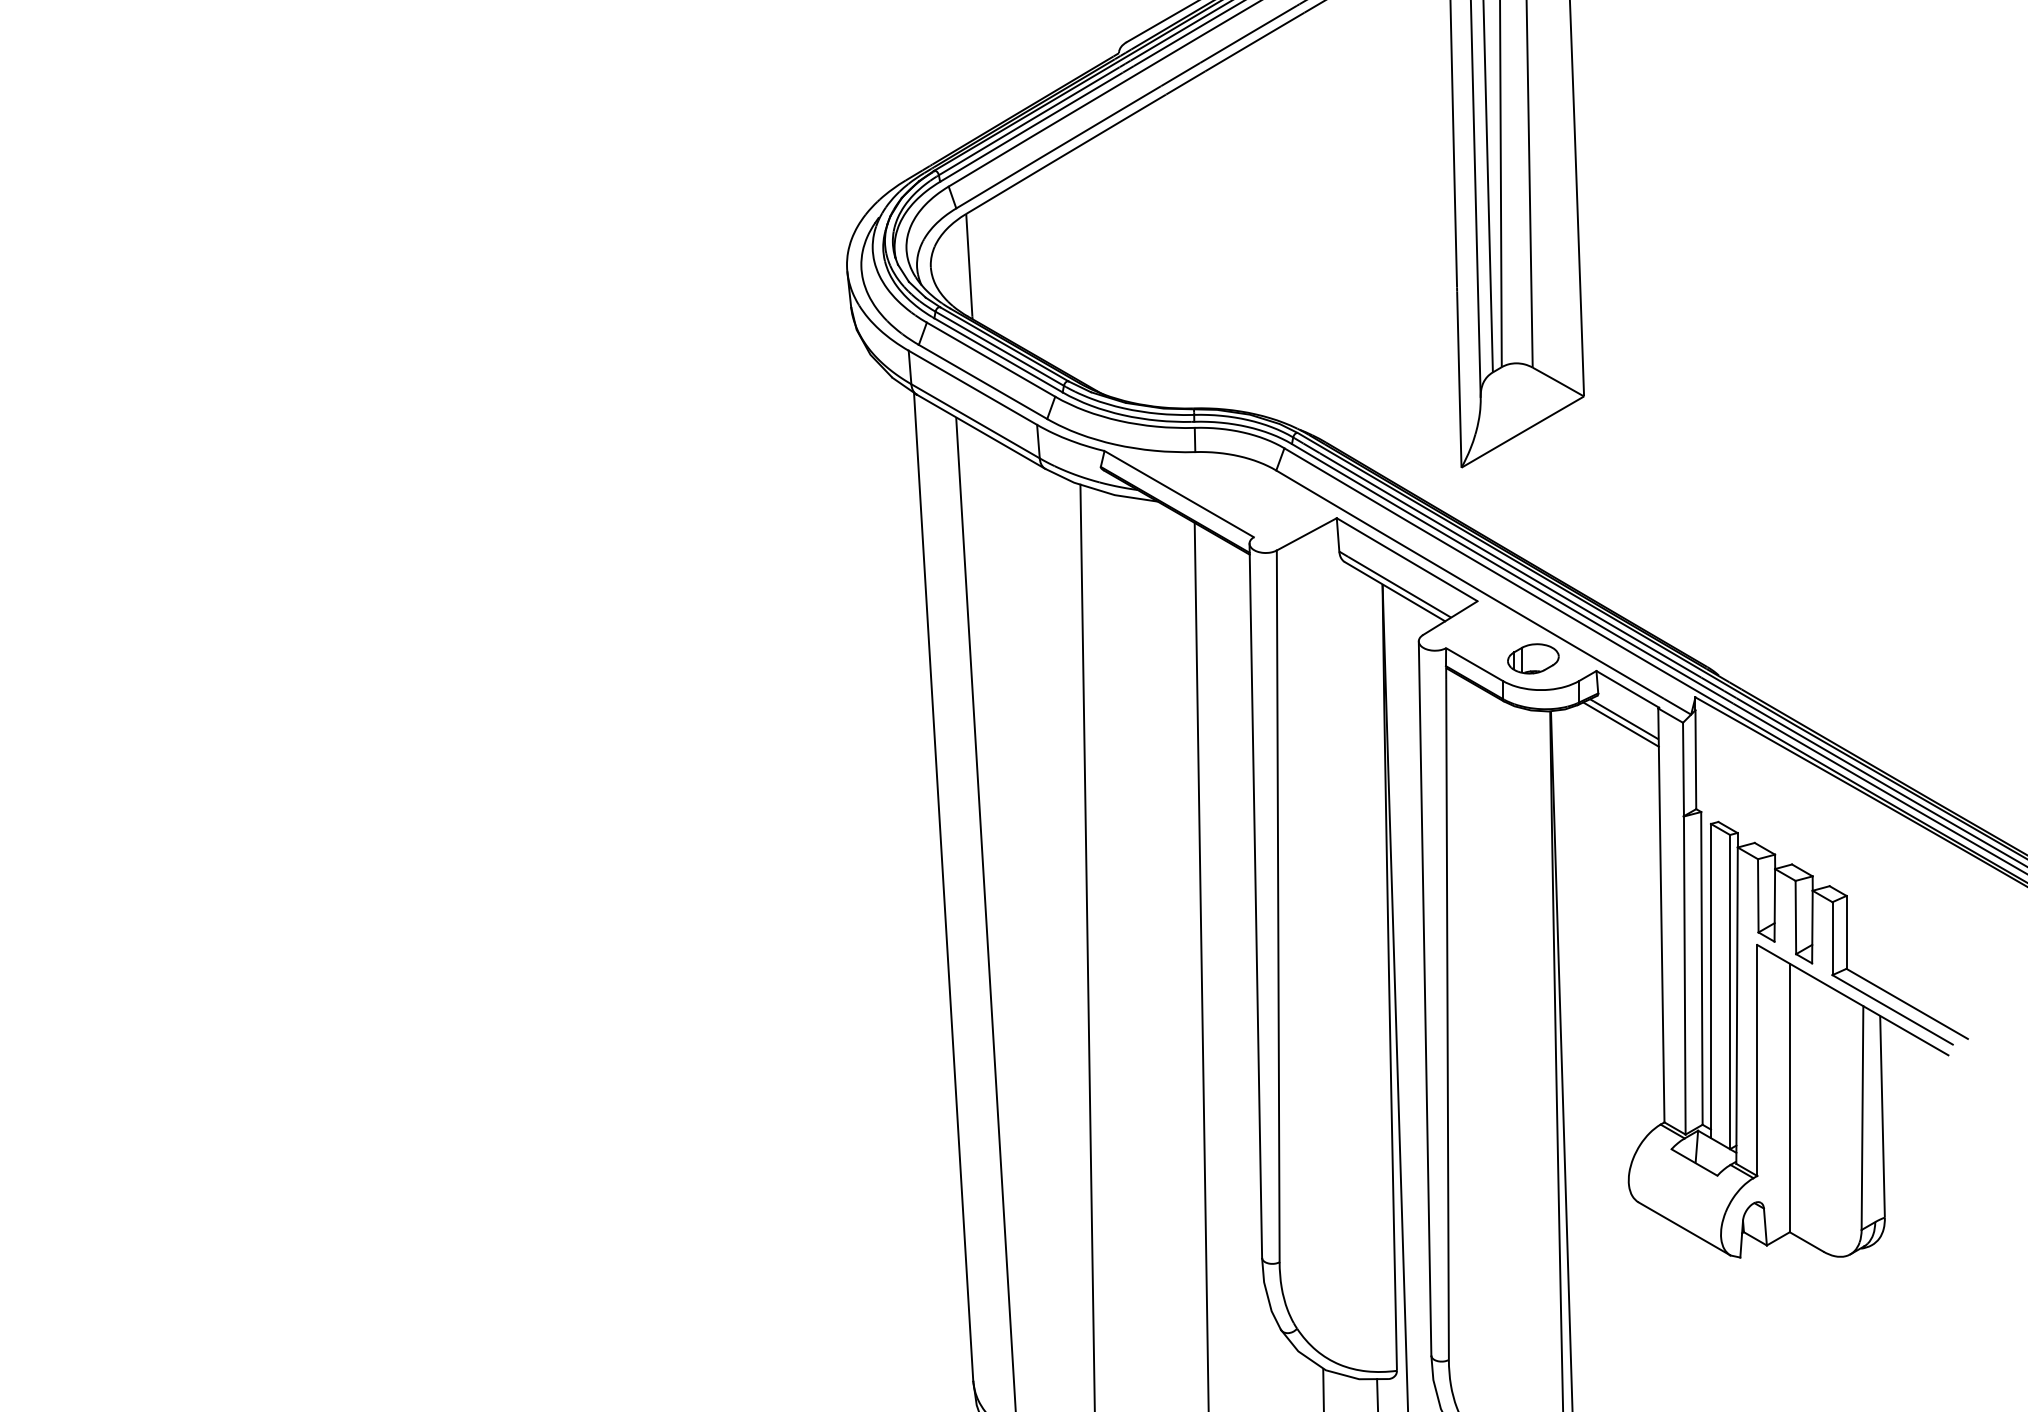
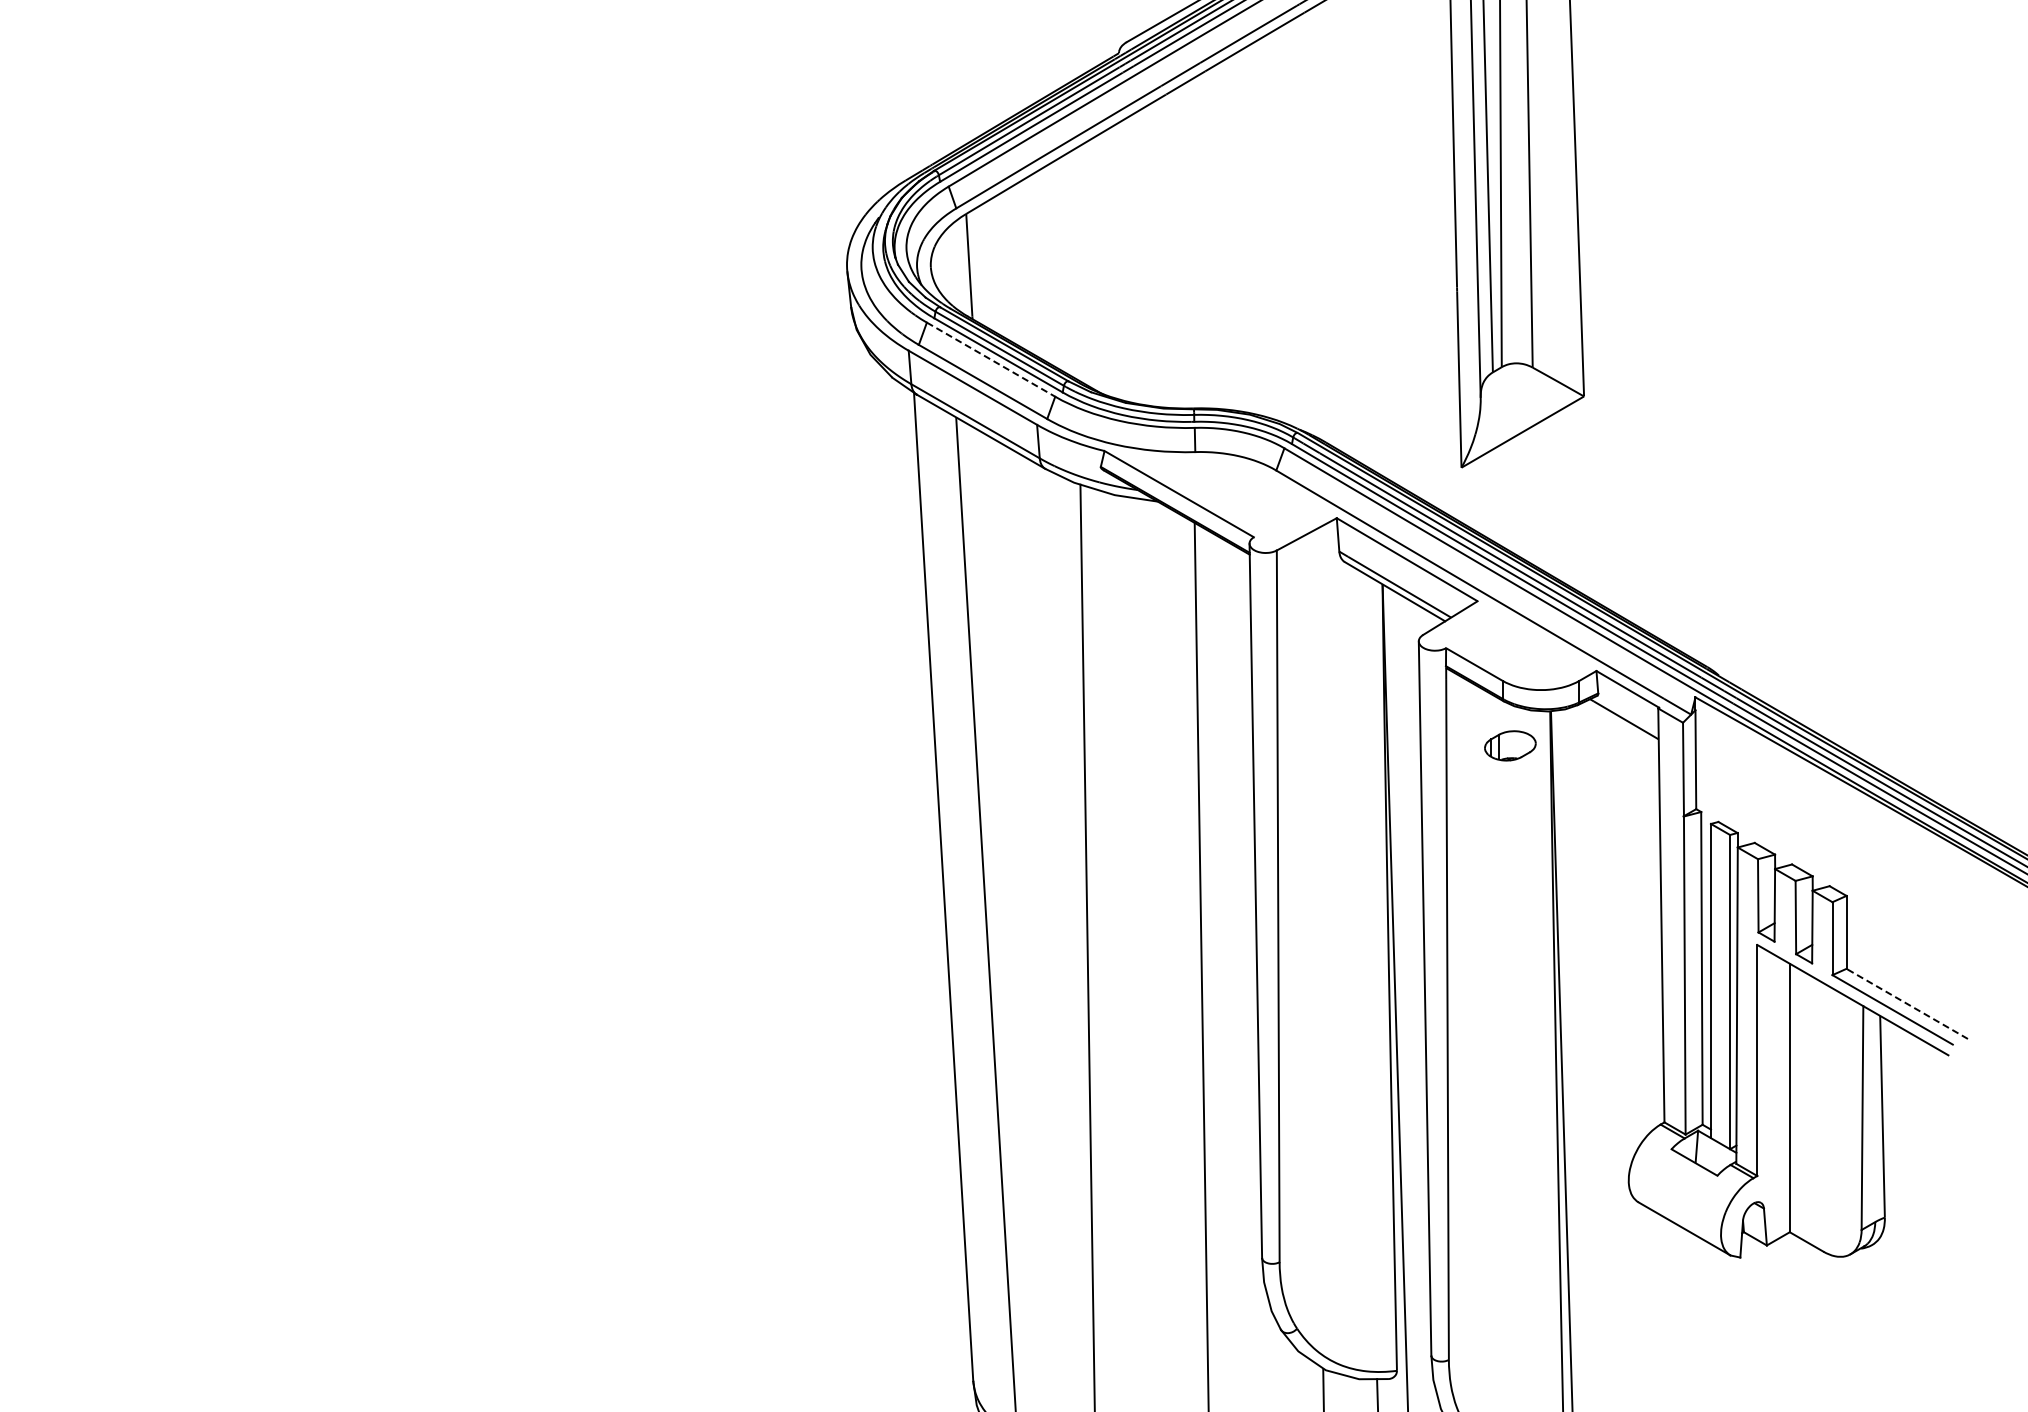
line: solid -> dashed (991, 359)
part position: (1533, 658) -> (1510, 745) (1510, 745)
line: present -> none (1620, 724)
line: solid -> dashed (1906, 1003)
